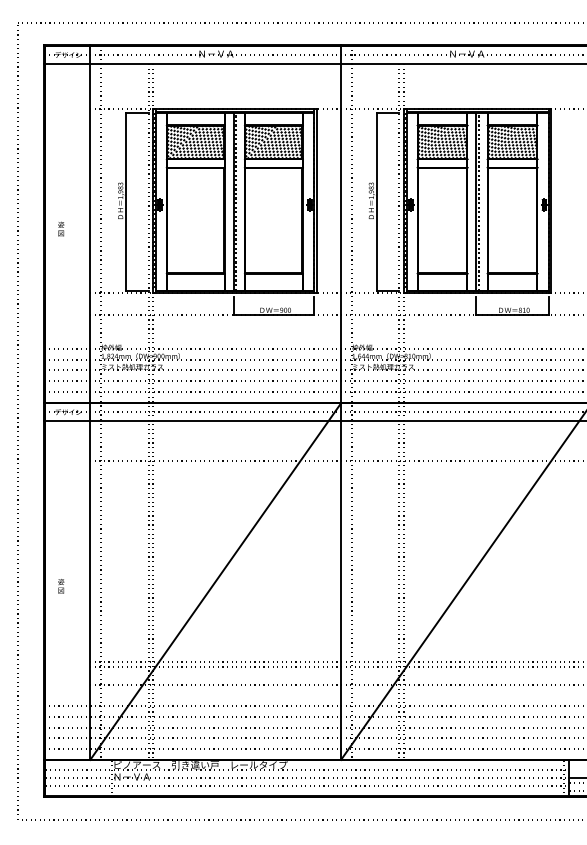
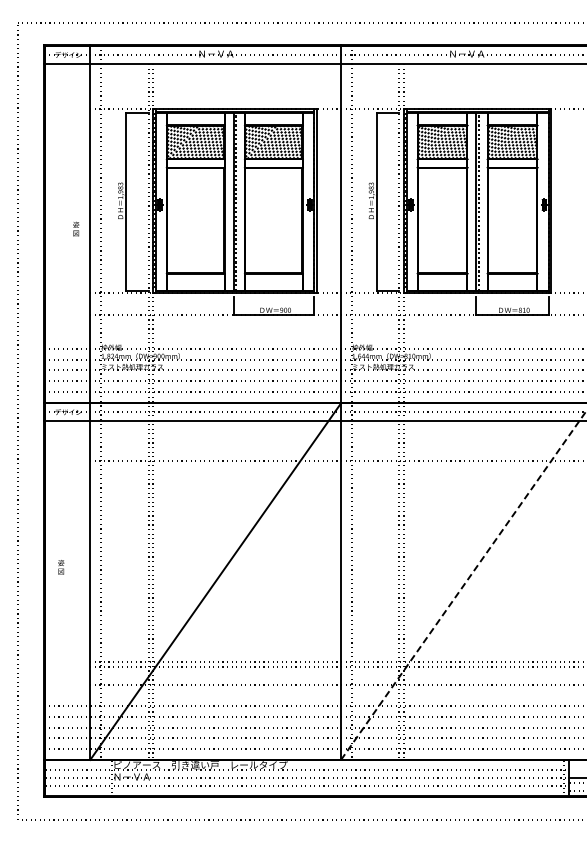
text position: (61, 228) -> (76, 228) (76, 228)
line: solid -> dashed (463, 585)
text position: (61, 586) -> (61, 567) (61, 567)
